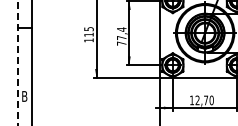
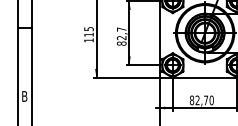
text: 77,4 -> 82,7 (121, 36)
line: dashed -> solid (17, 62)
text: 12,70 -> 82,70 (191, 100)
